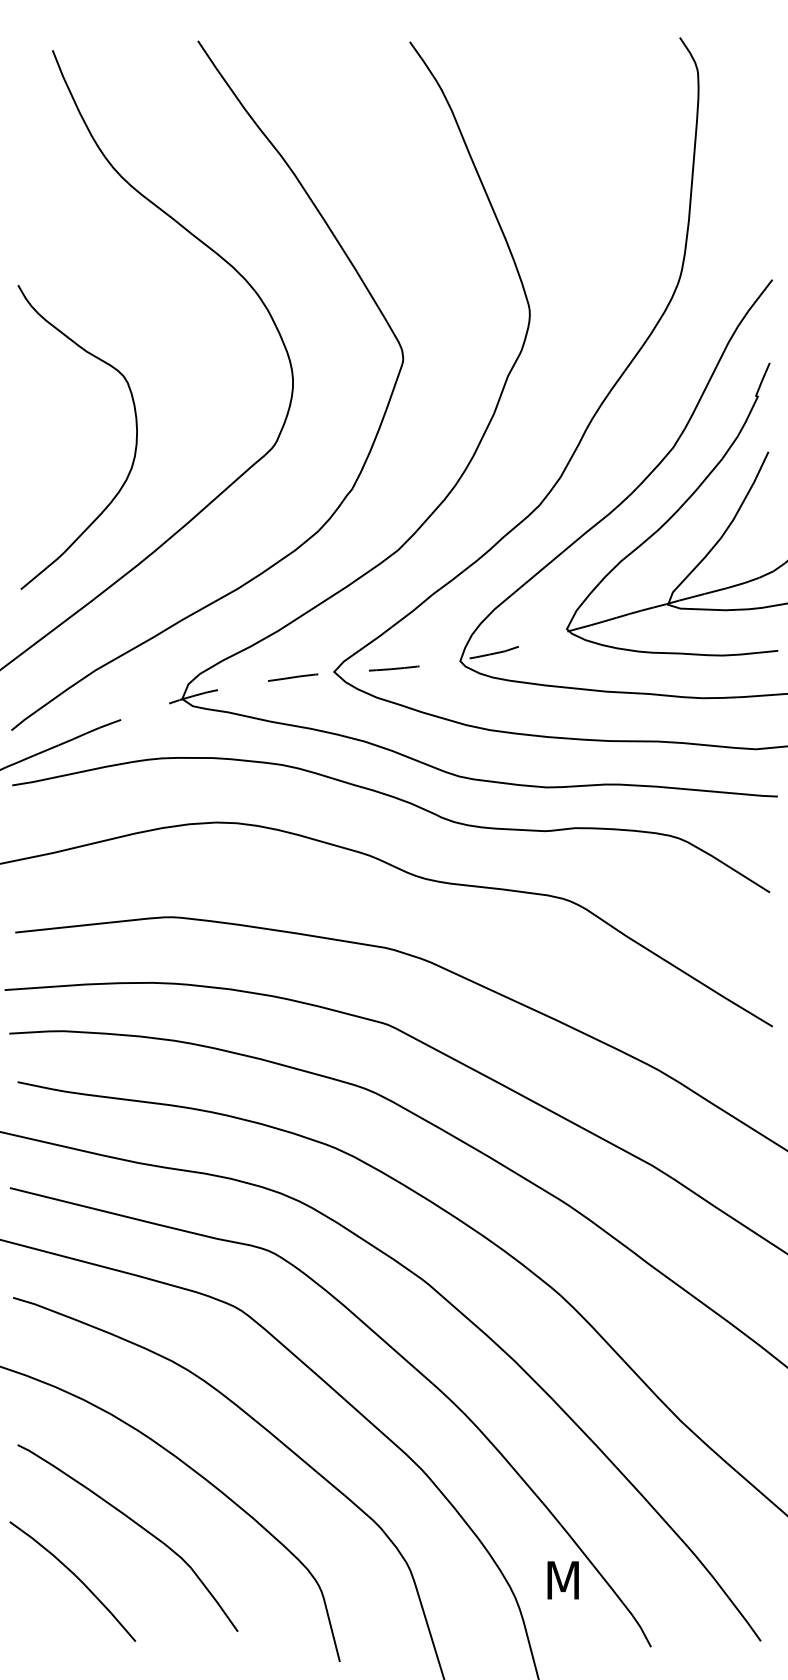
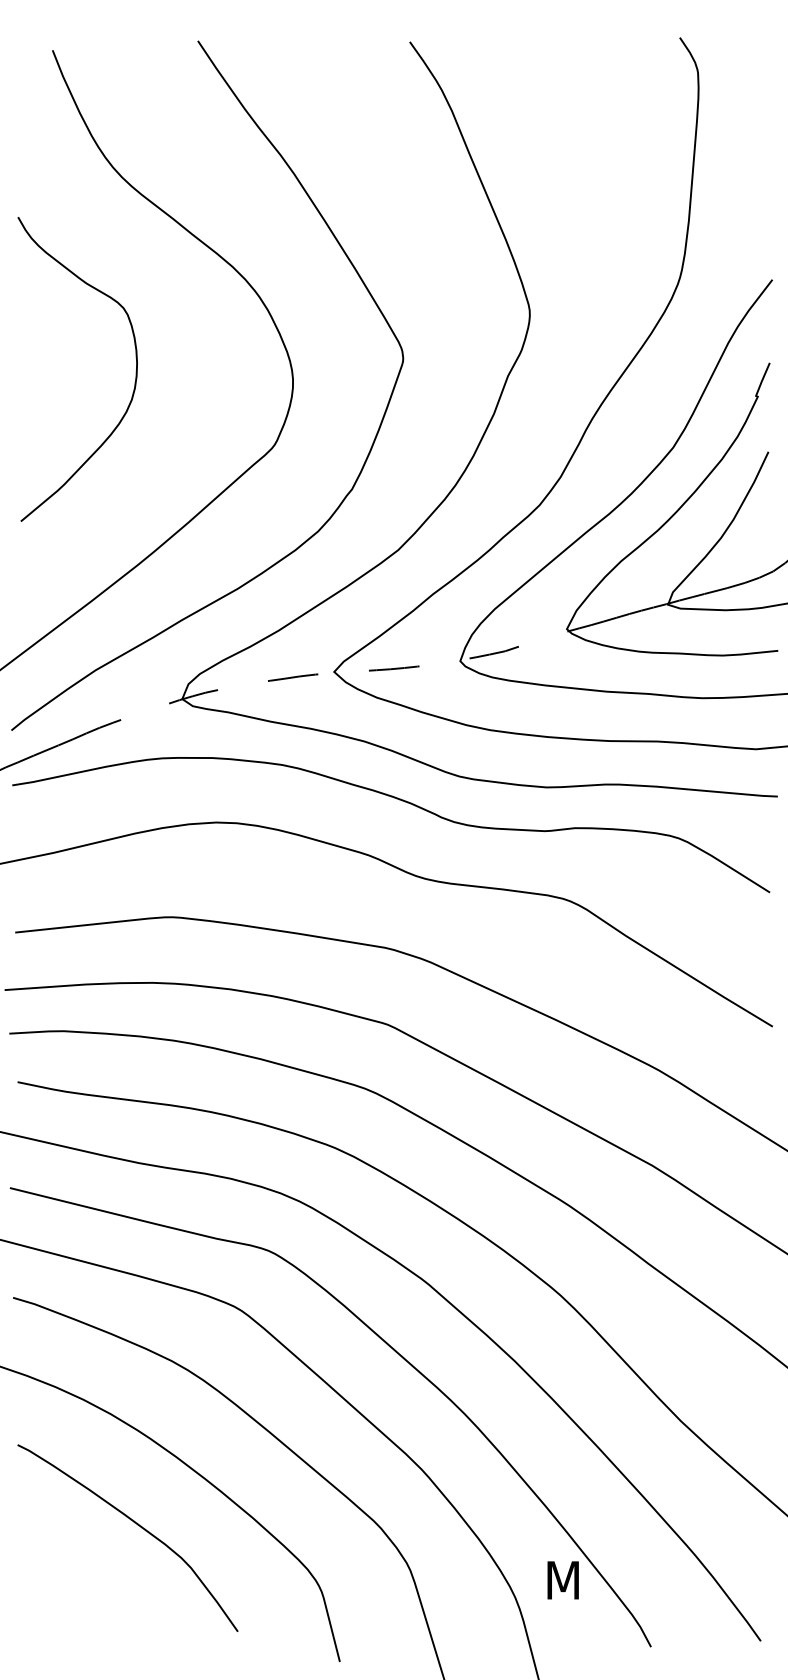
curve position: (135, 439) -> (135, 371) (135, 371)
curve: present -> none (76, 1577)
